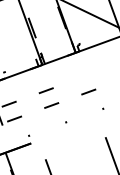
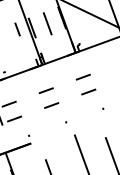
line: none -> present (47, 23)
line: none -> present (17, 29)
line: none -> present (82, 76)
line: none -> present (81, 152)
